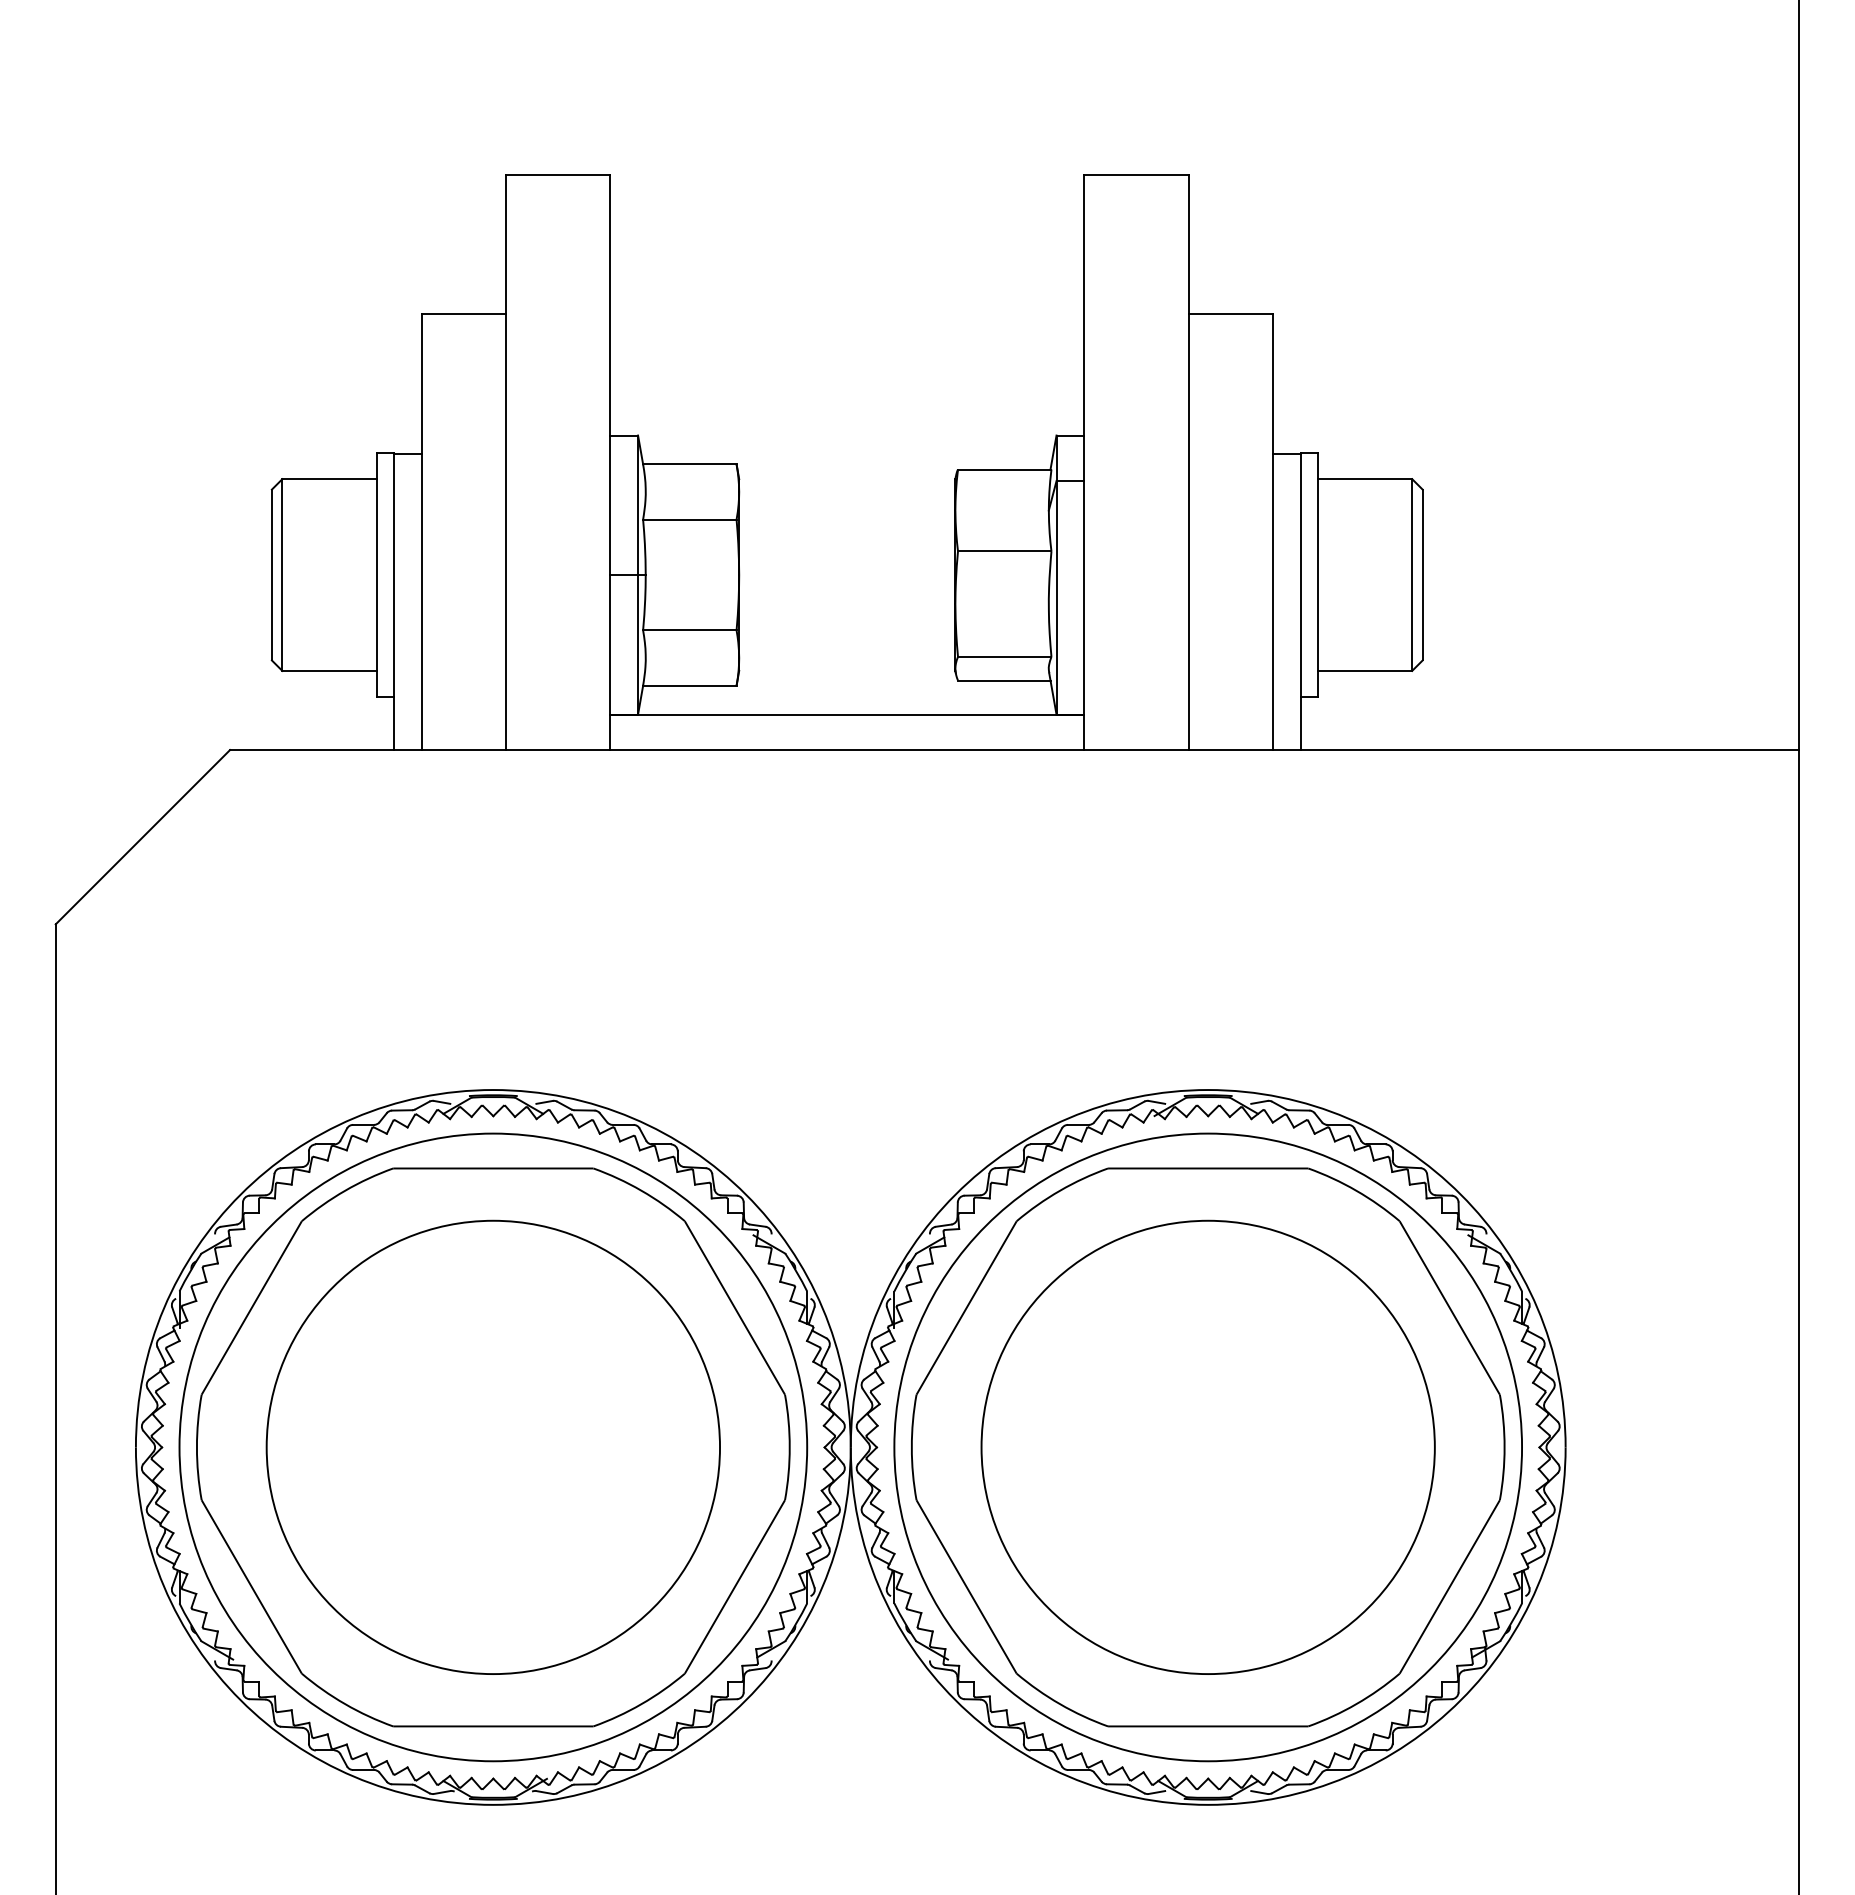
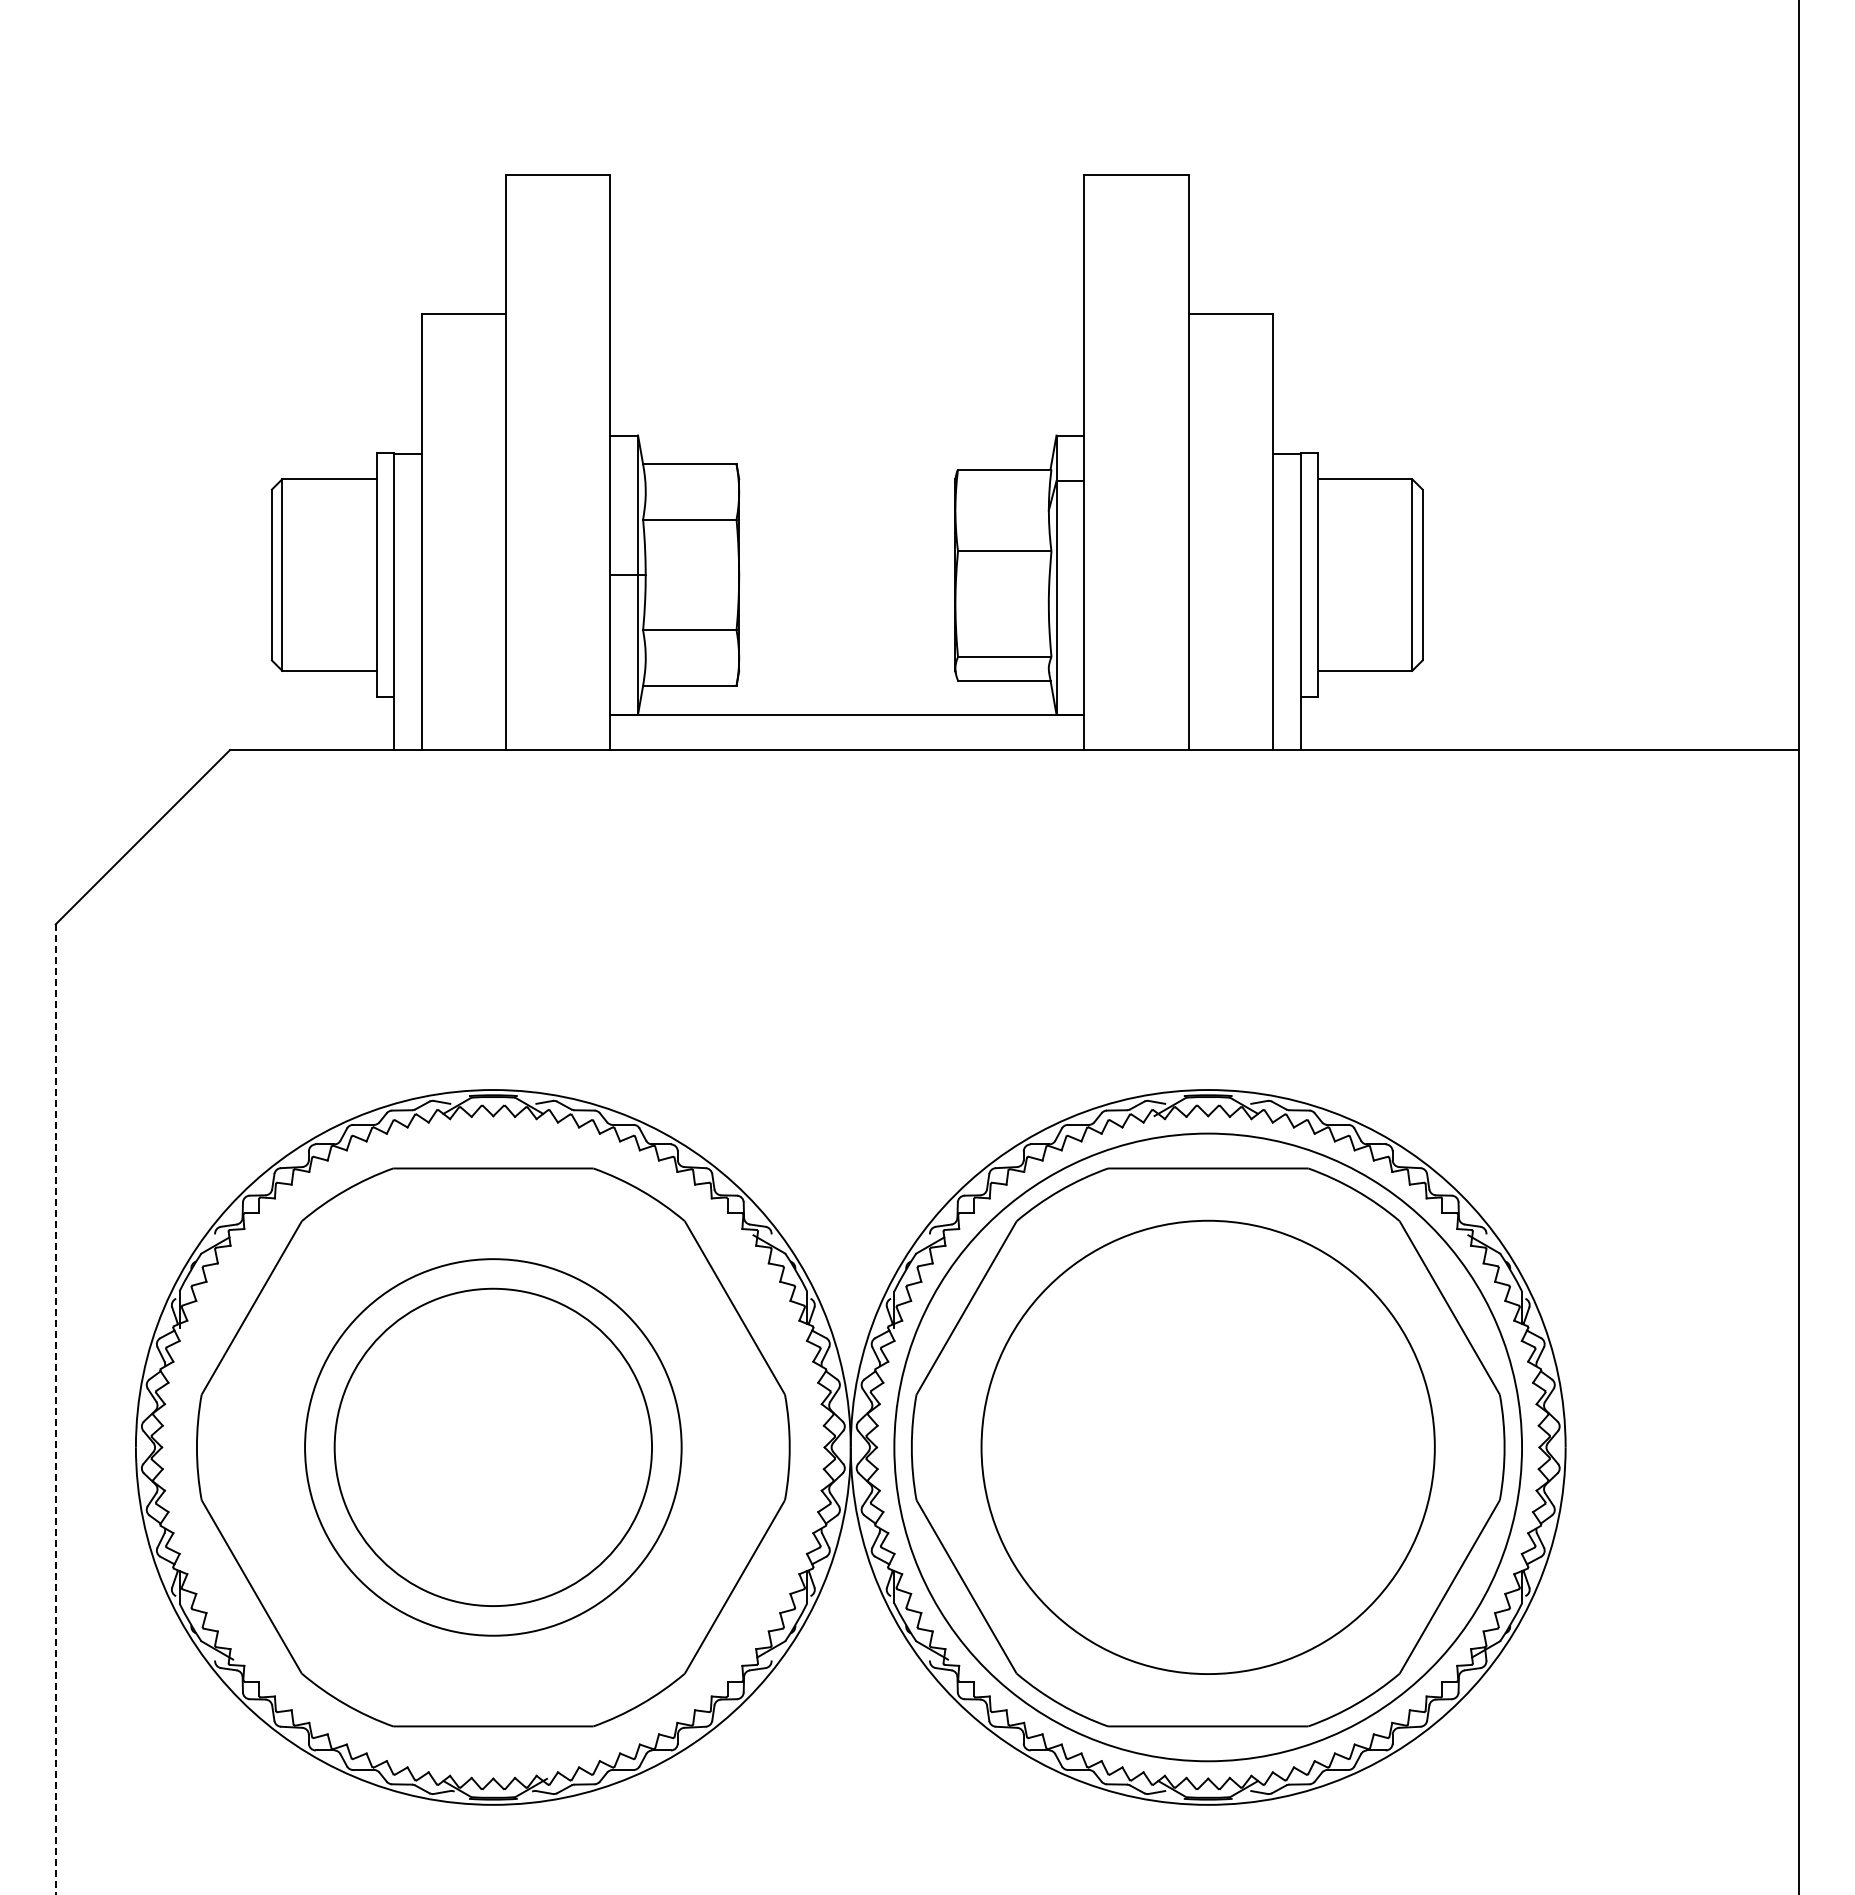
line: solid -> dashed (55, 1409)
circle diameter: 453 px -> 317 px (493, 1447)
circle diameter: 628 px -> 377 px (493, 1447)
